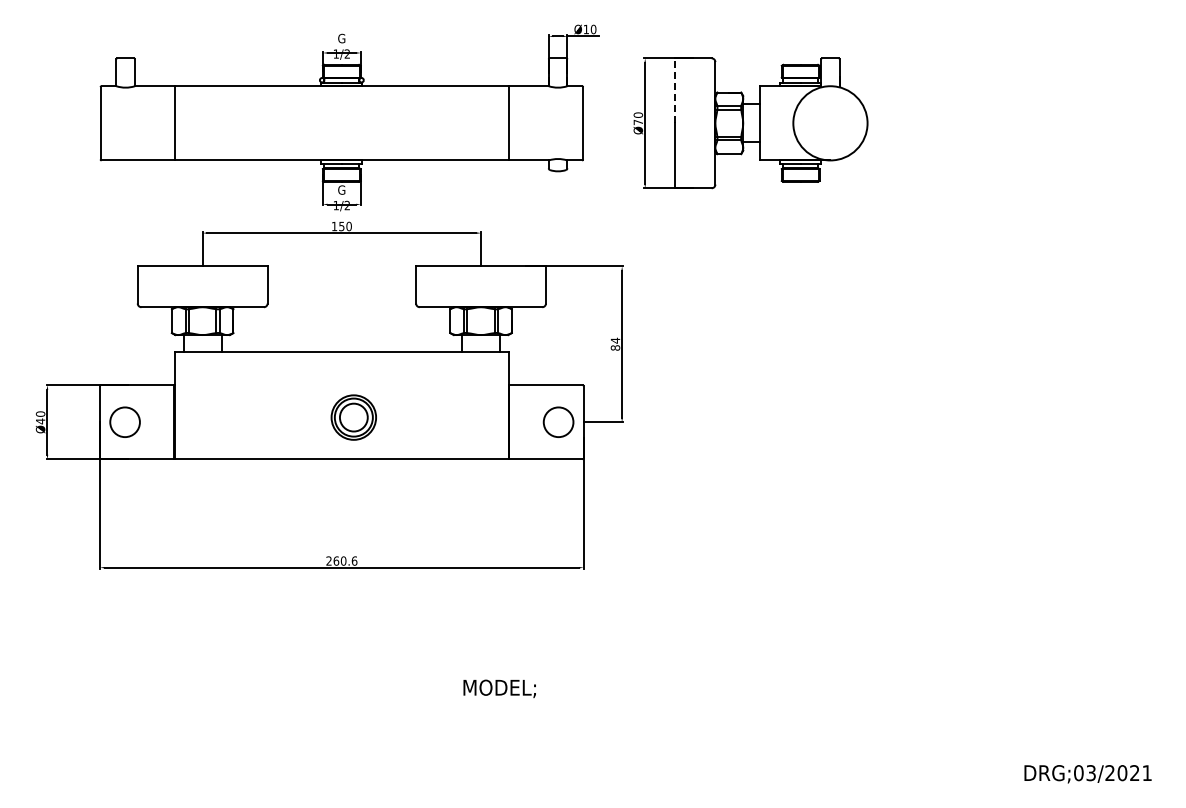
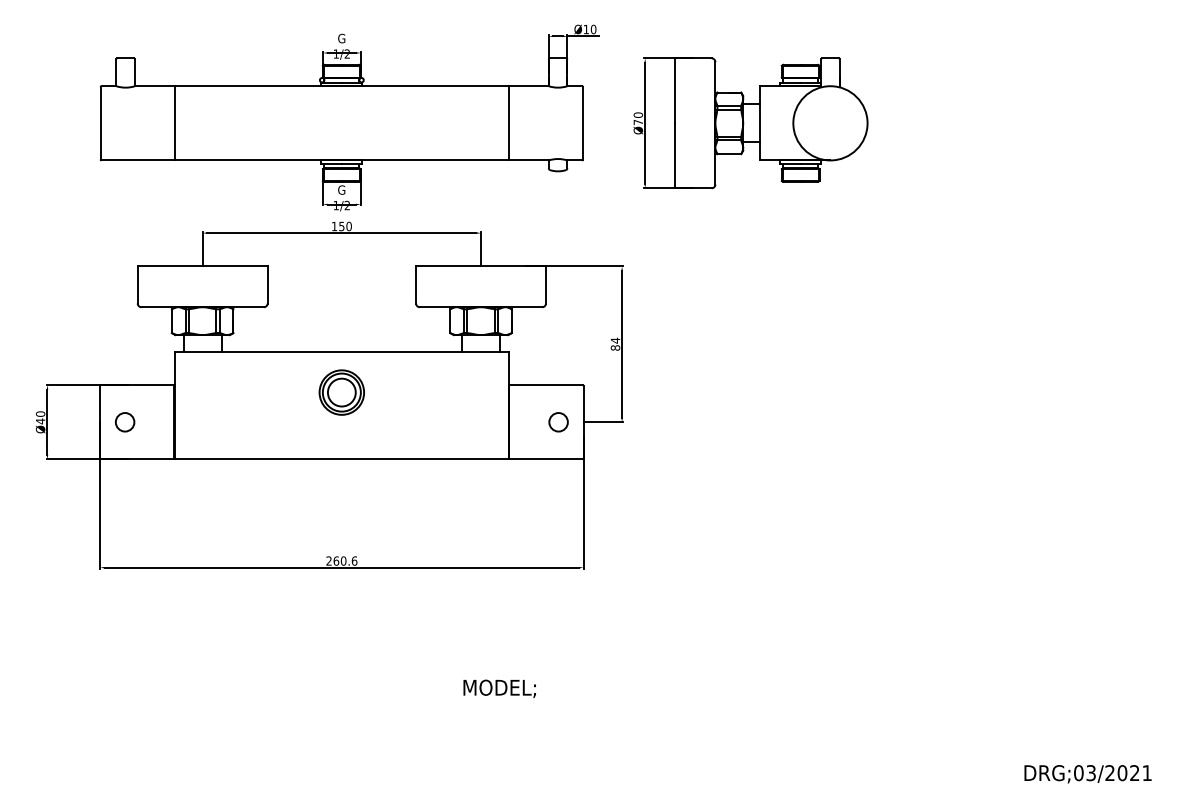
line: dashed -> solid (674, 90)
part position: (353, 417) -> (341, 392) (341, 392)
circle diameter: 30 px -> 19 px (124, 422)
circle diameter: 30 px -> 19 px (558, 422)
